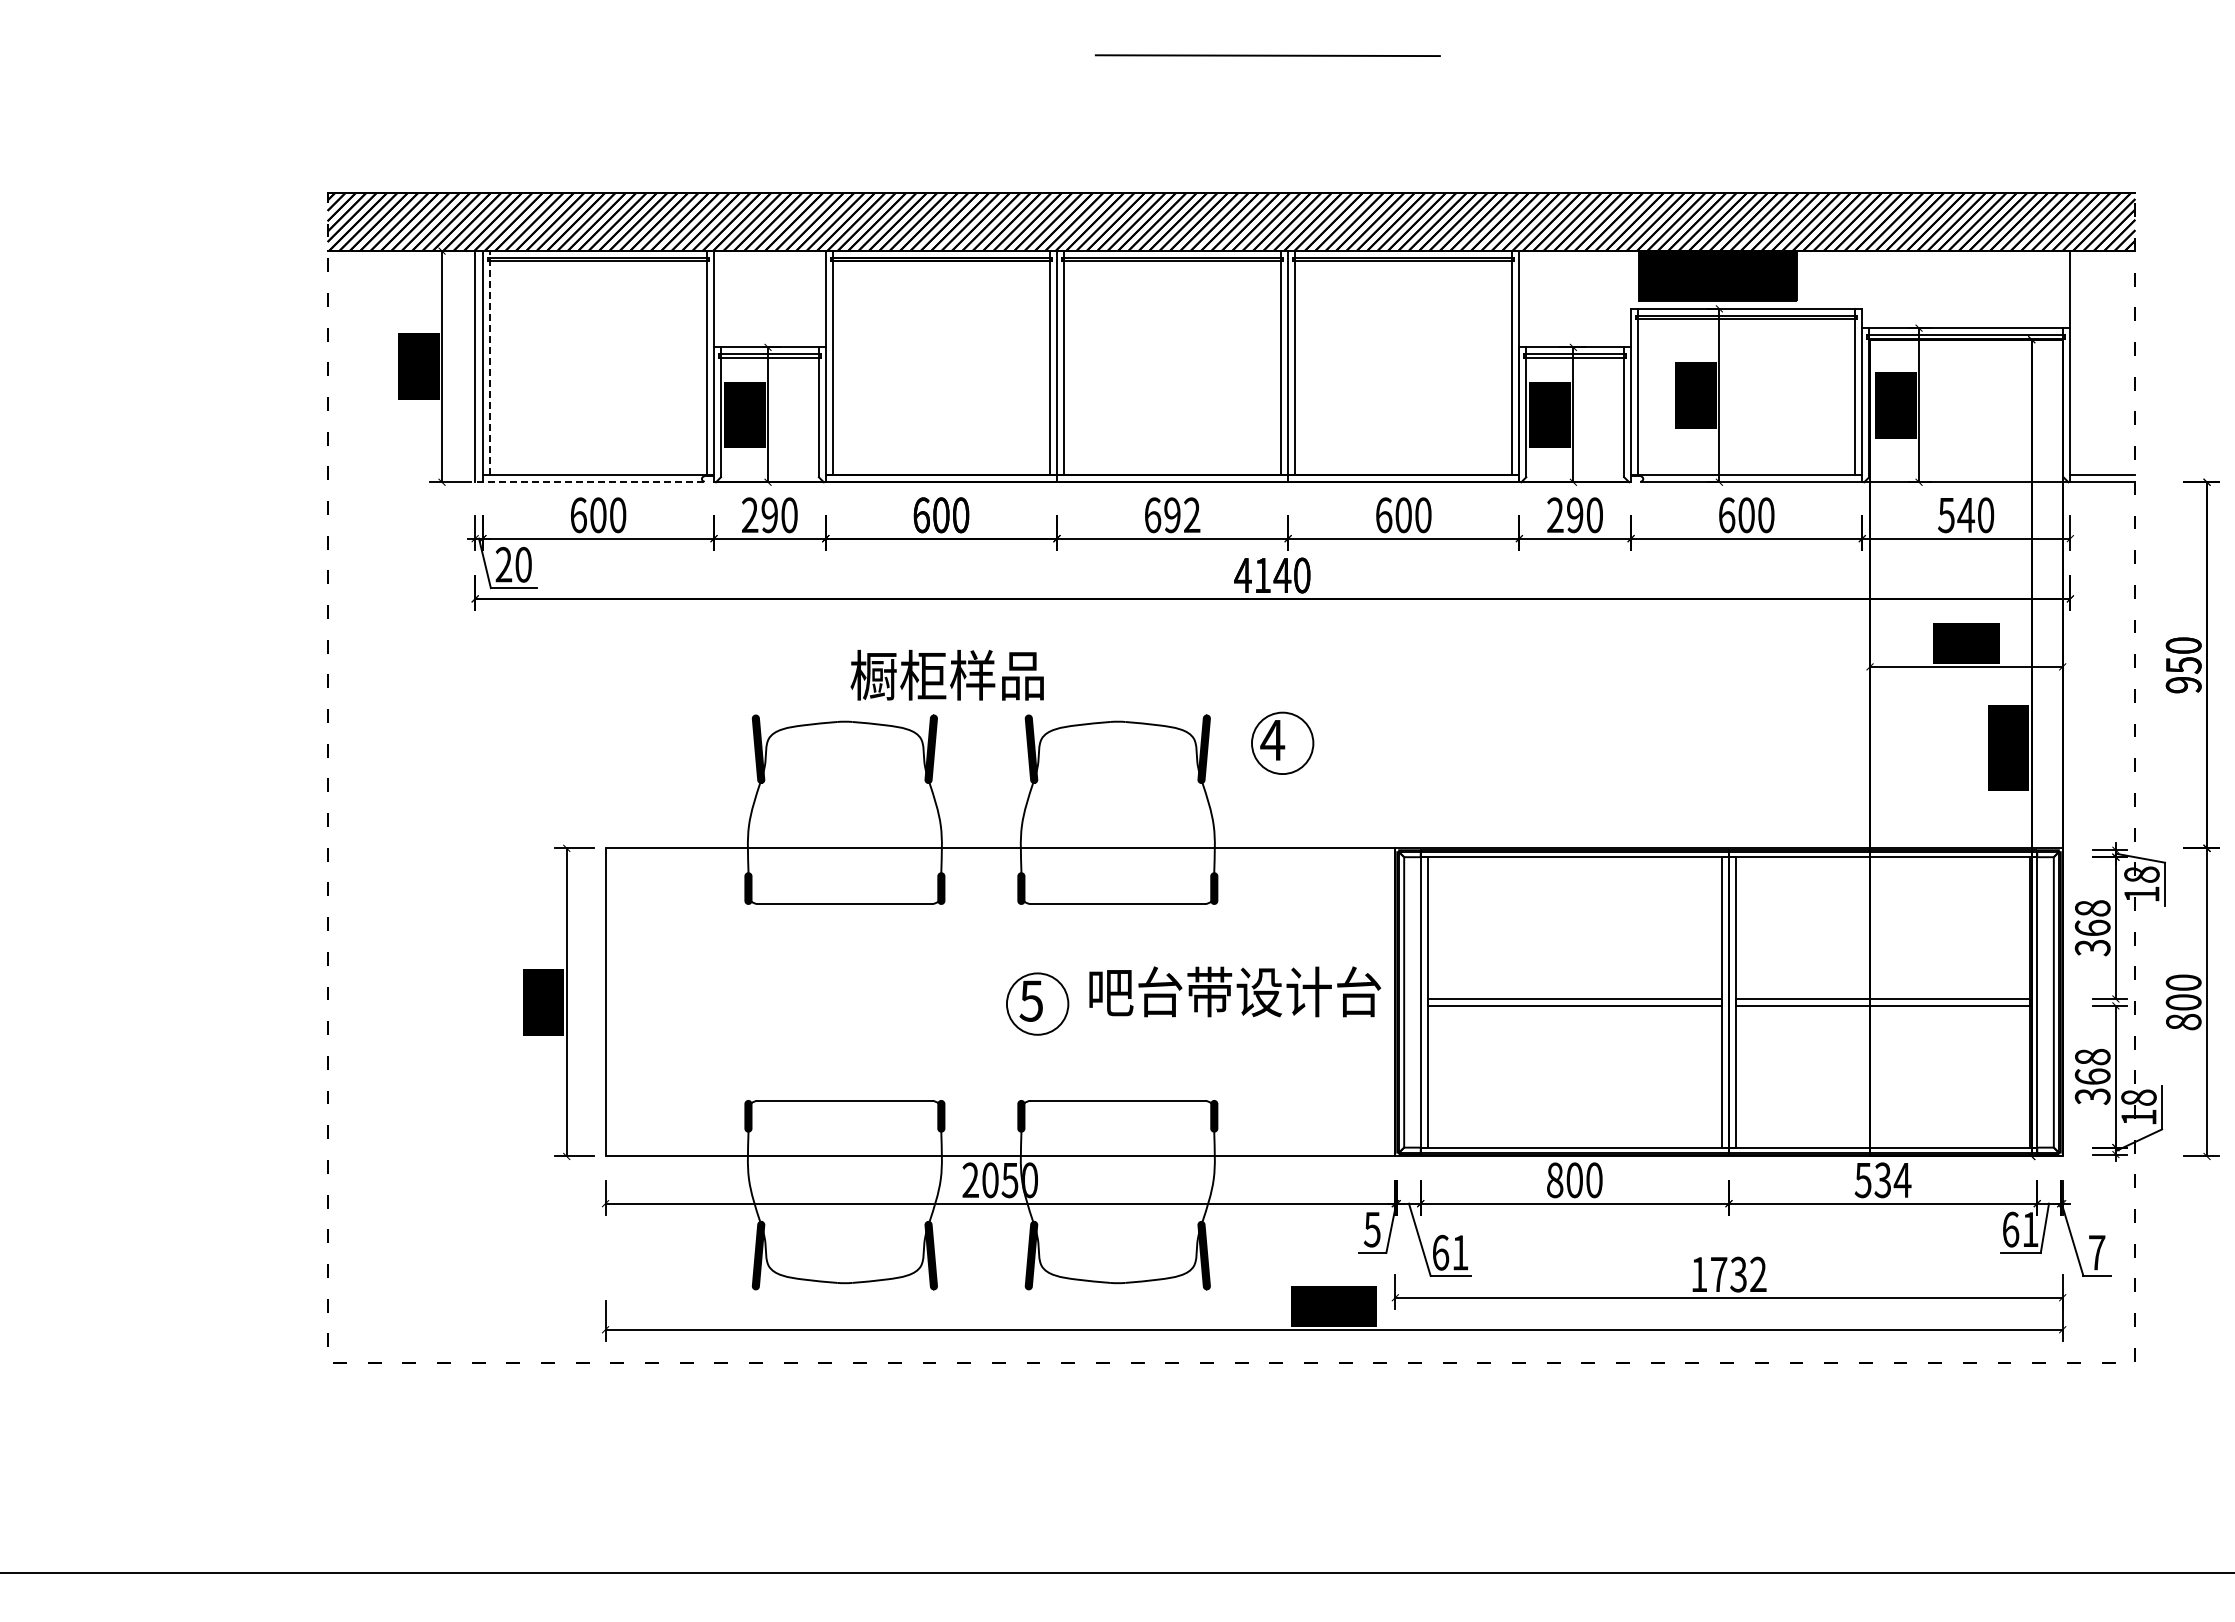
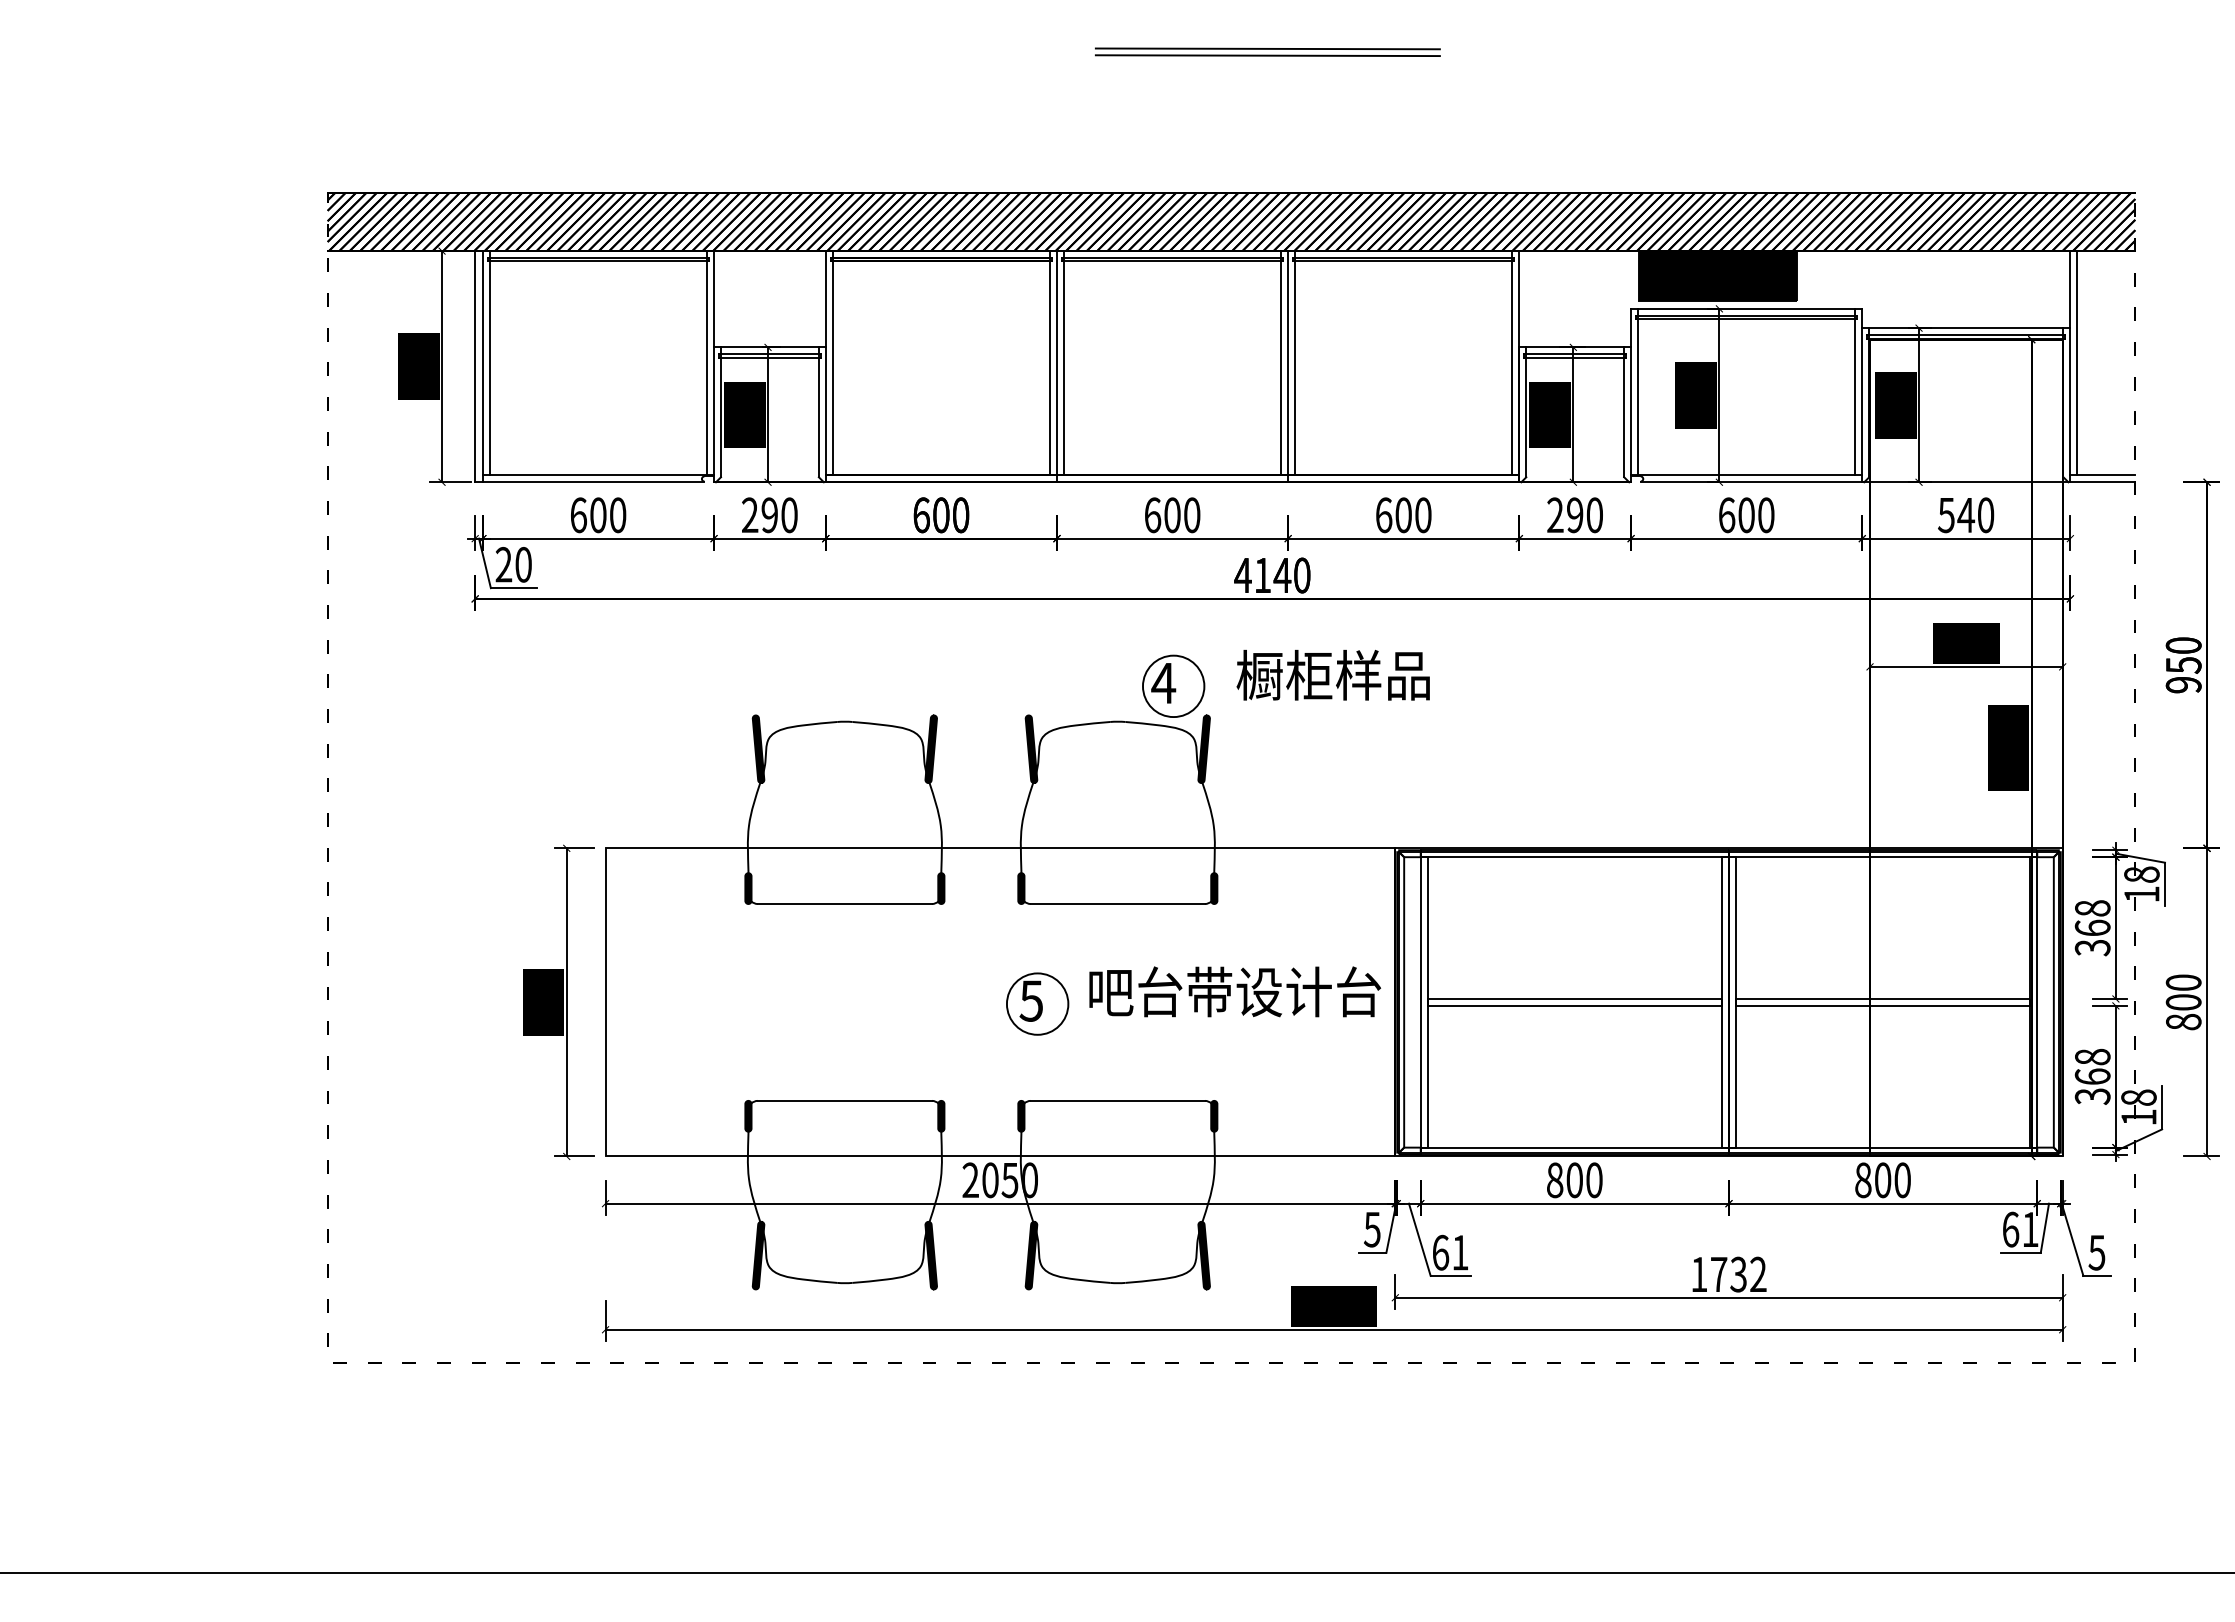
line: none -> present (1267, 48)
line: dashed -> solid (489, 362)
line: none -> present (2077, 362)
line: dashed -> solid (589, 482)
text: 692 -> 600 (1182, 515)
text position: (946, 675) -> (1332, 675) (1332, 675)
part position: (1282, 742) -> (1173, 685) (1173, 685)
text: 534 -> 800 (1882, 1180)
text: 7 -> 5 (2096, 1252)
